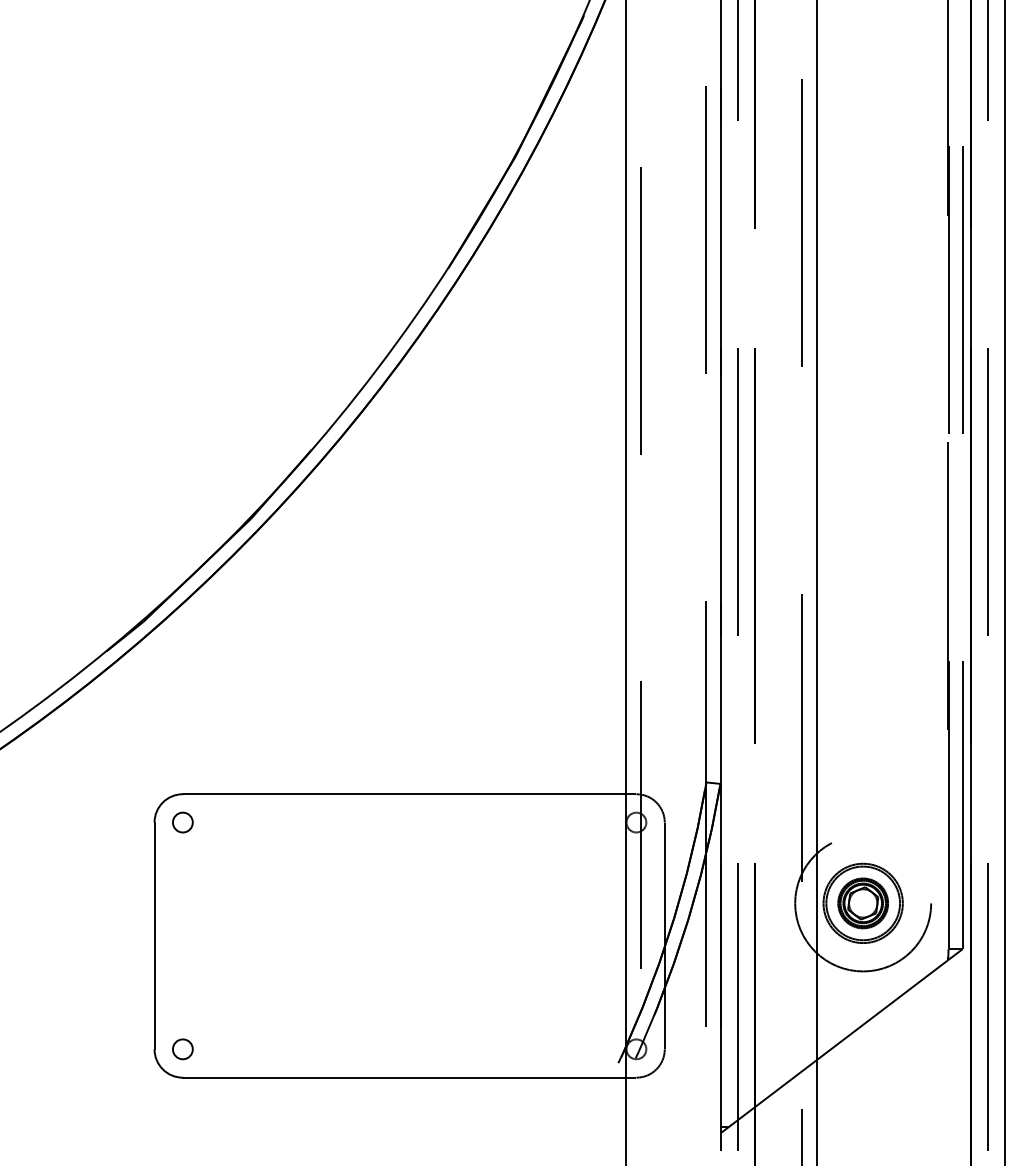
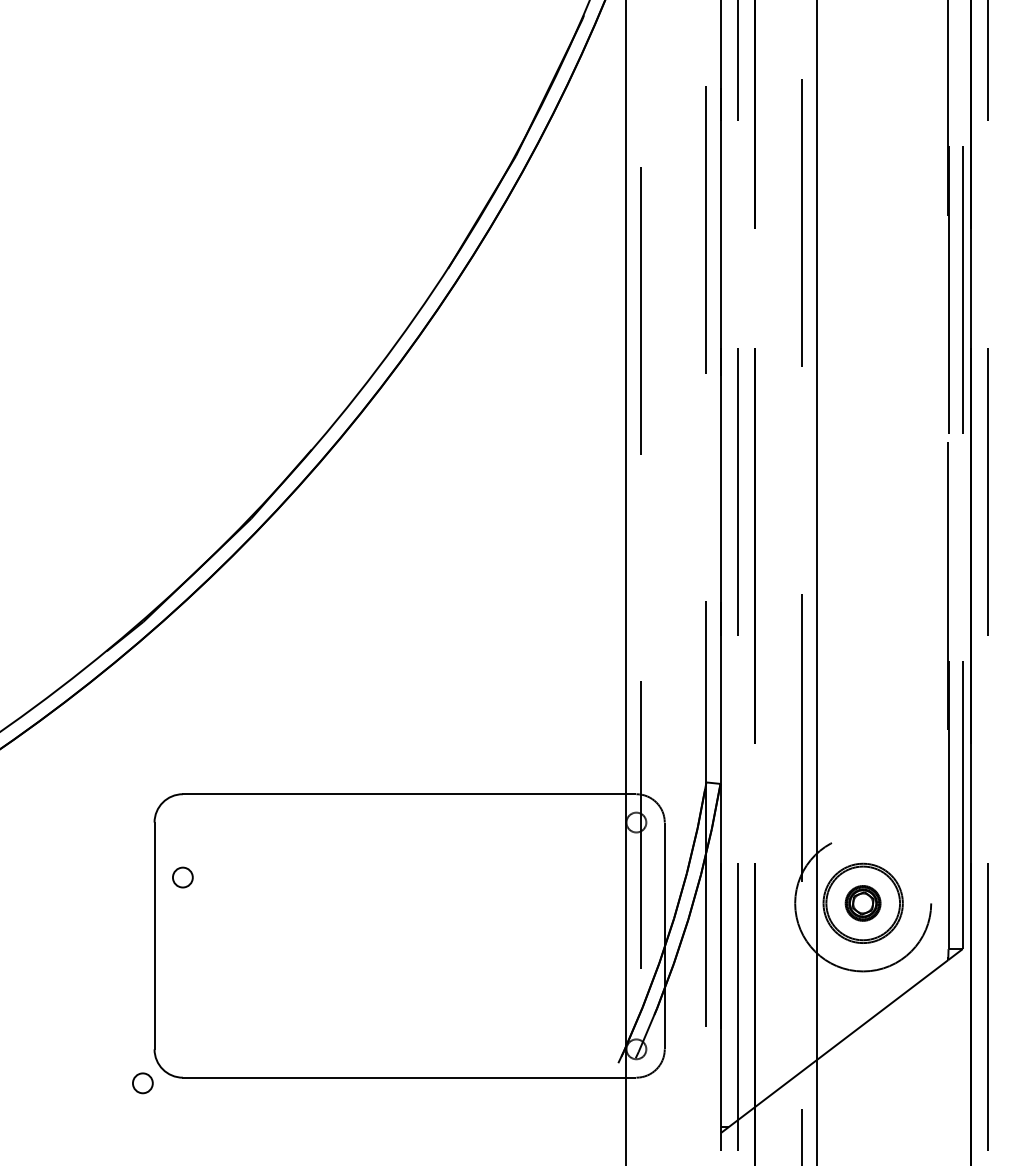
line: present -> none (1004, 582)
circle position: (182, 822) -> (182, 877) (182, 877)
part size: 52x53 px -> 38x37 px (862, 903)
circle position: (182, 1049) -> (142, 1083) (142, 1083)
